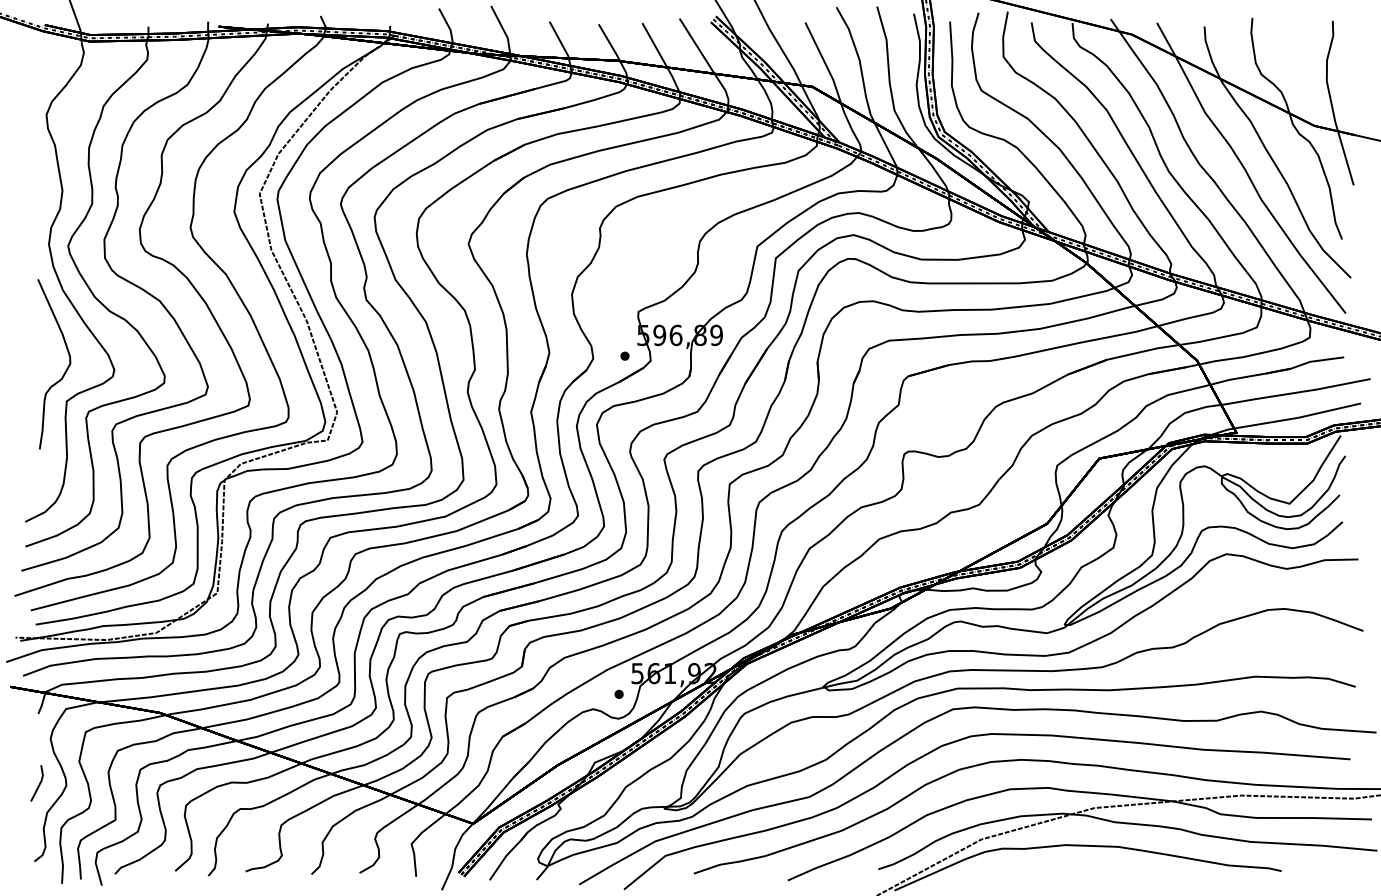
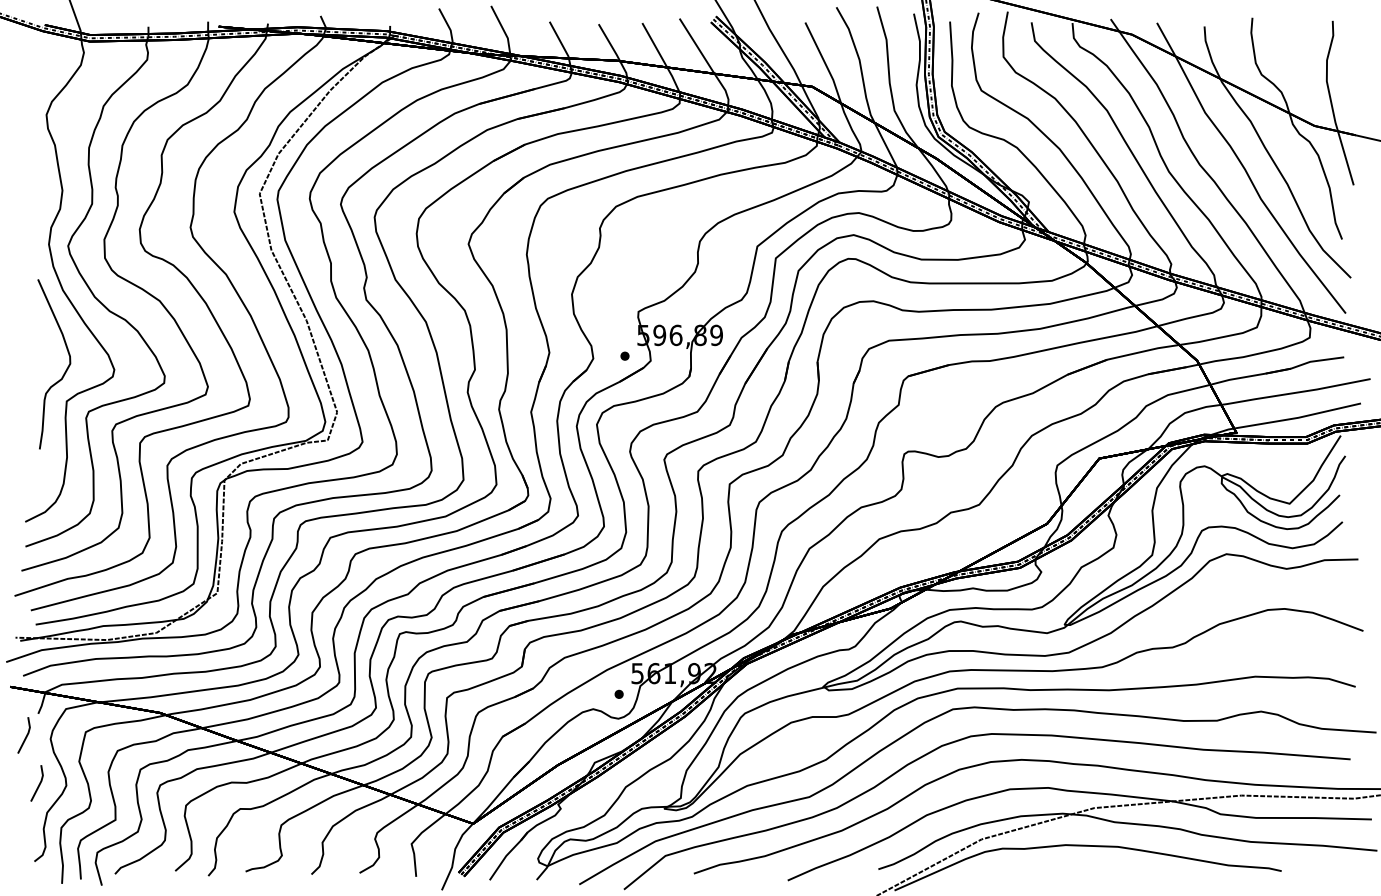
line: none -> present (25, 736)
